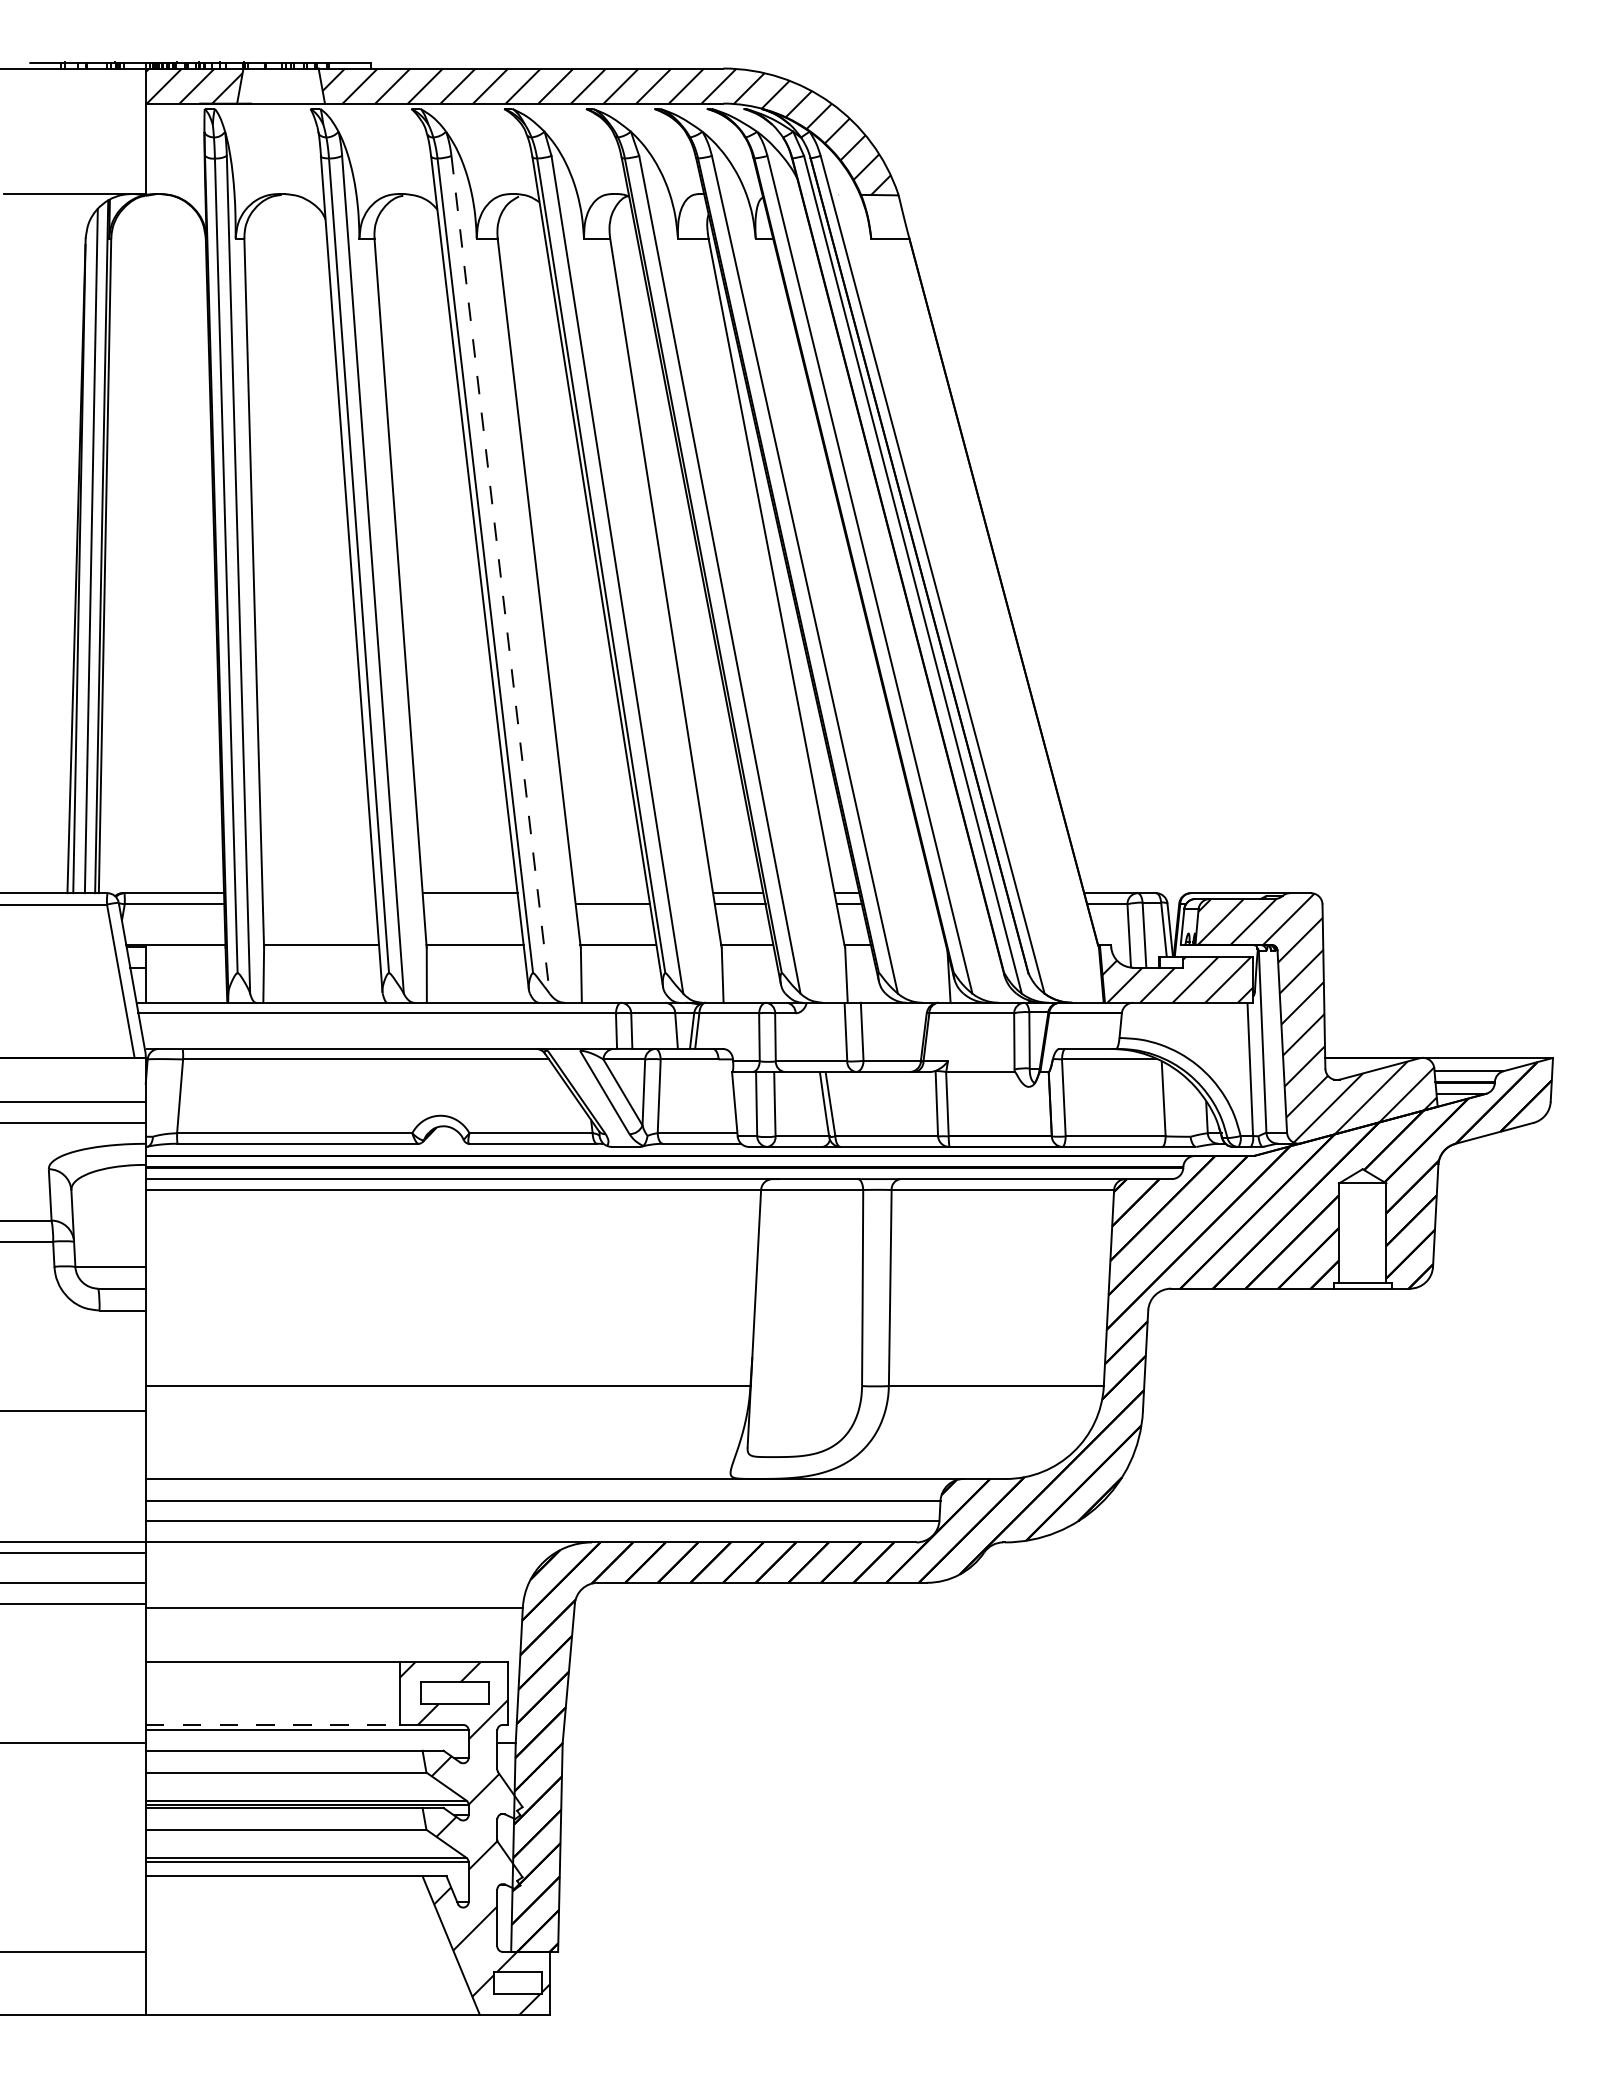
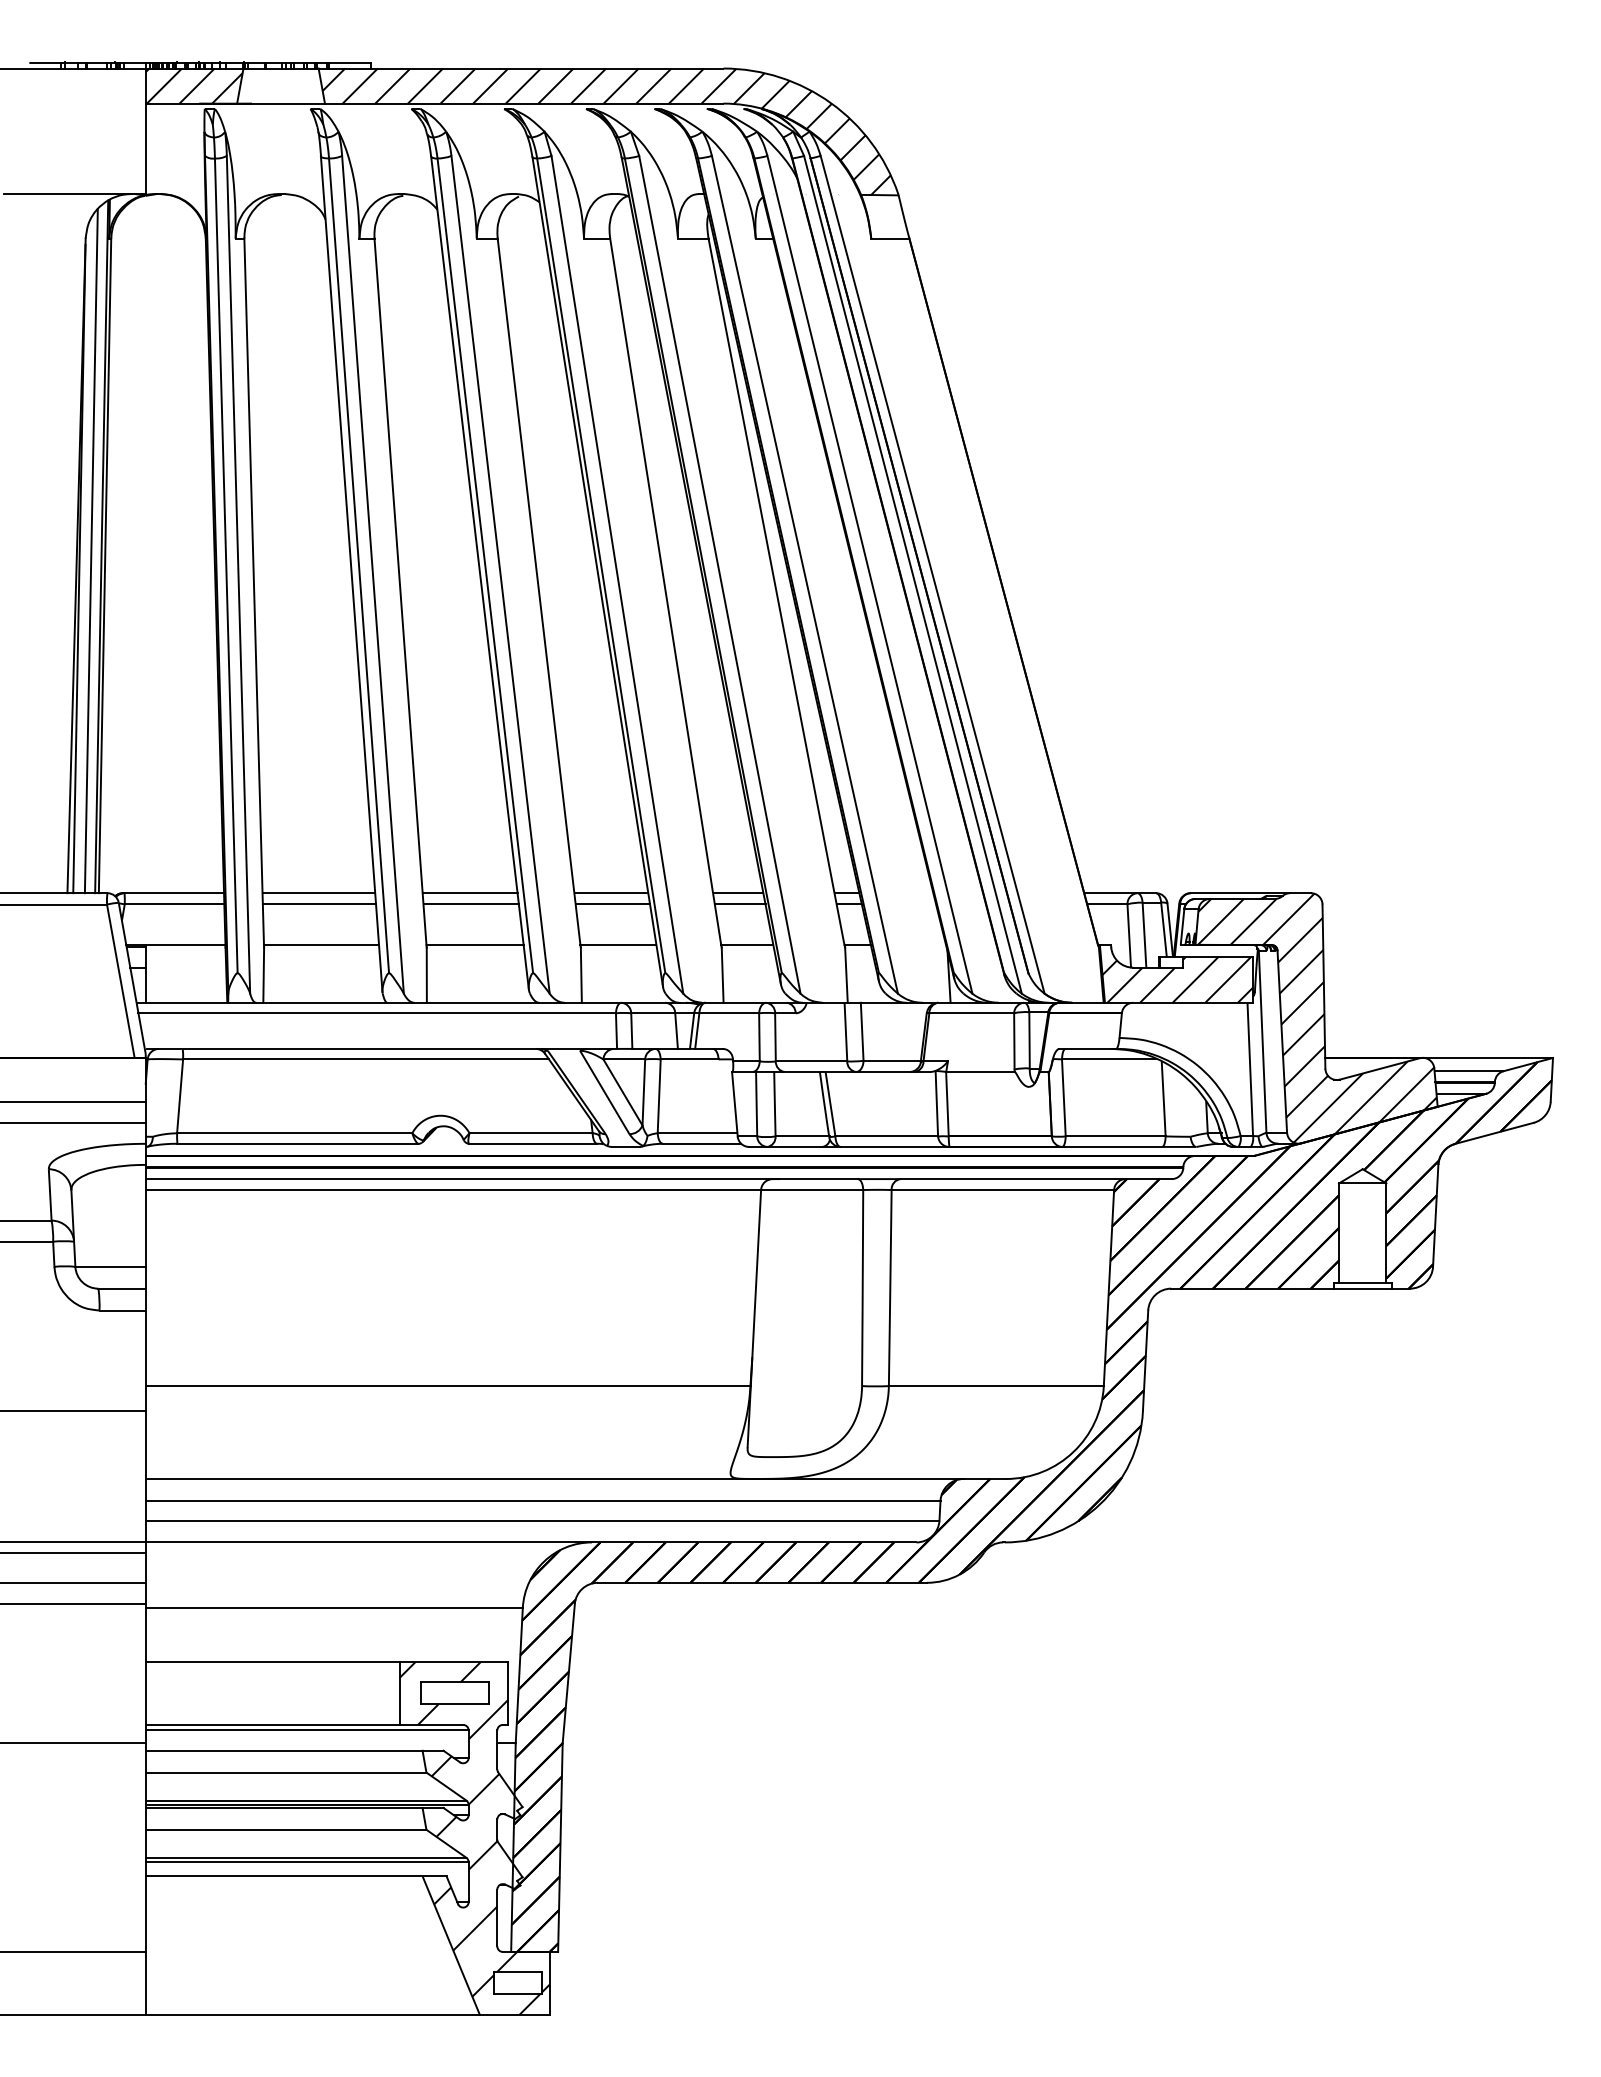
line: dashed -> solid (500, 574)
line: none -> present (318, 893)
line: none -> present (611, 893)
line: none -> present (319, 904)
line: none -> present (470, 904)
line: dashed -> solid (272, 1724)
